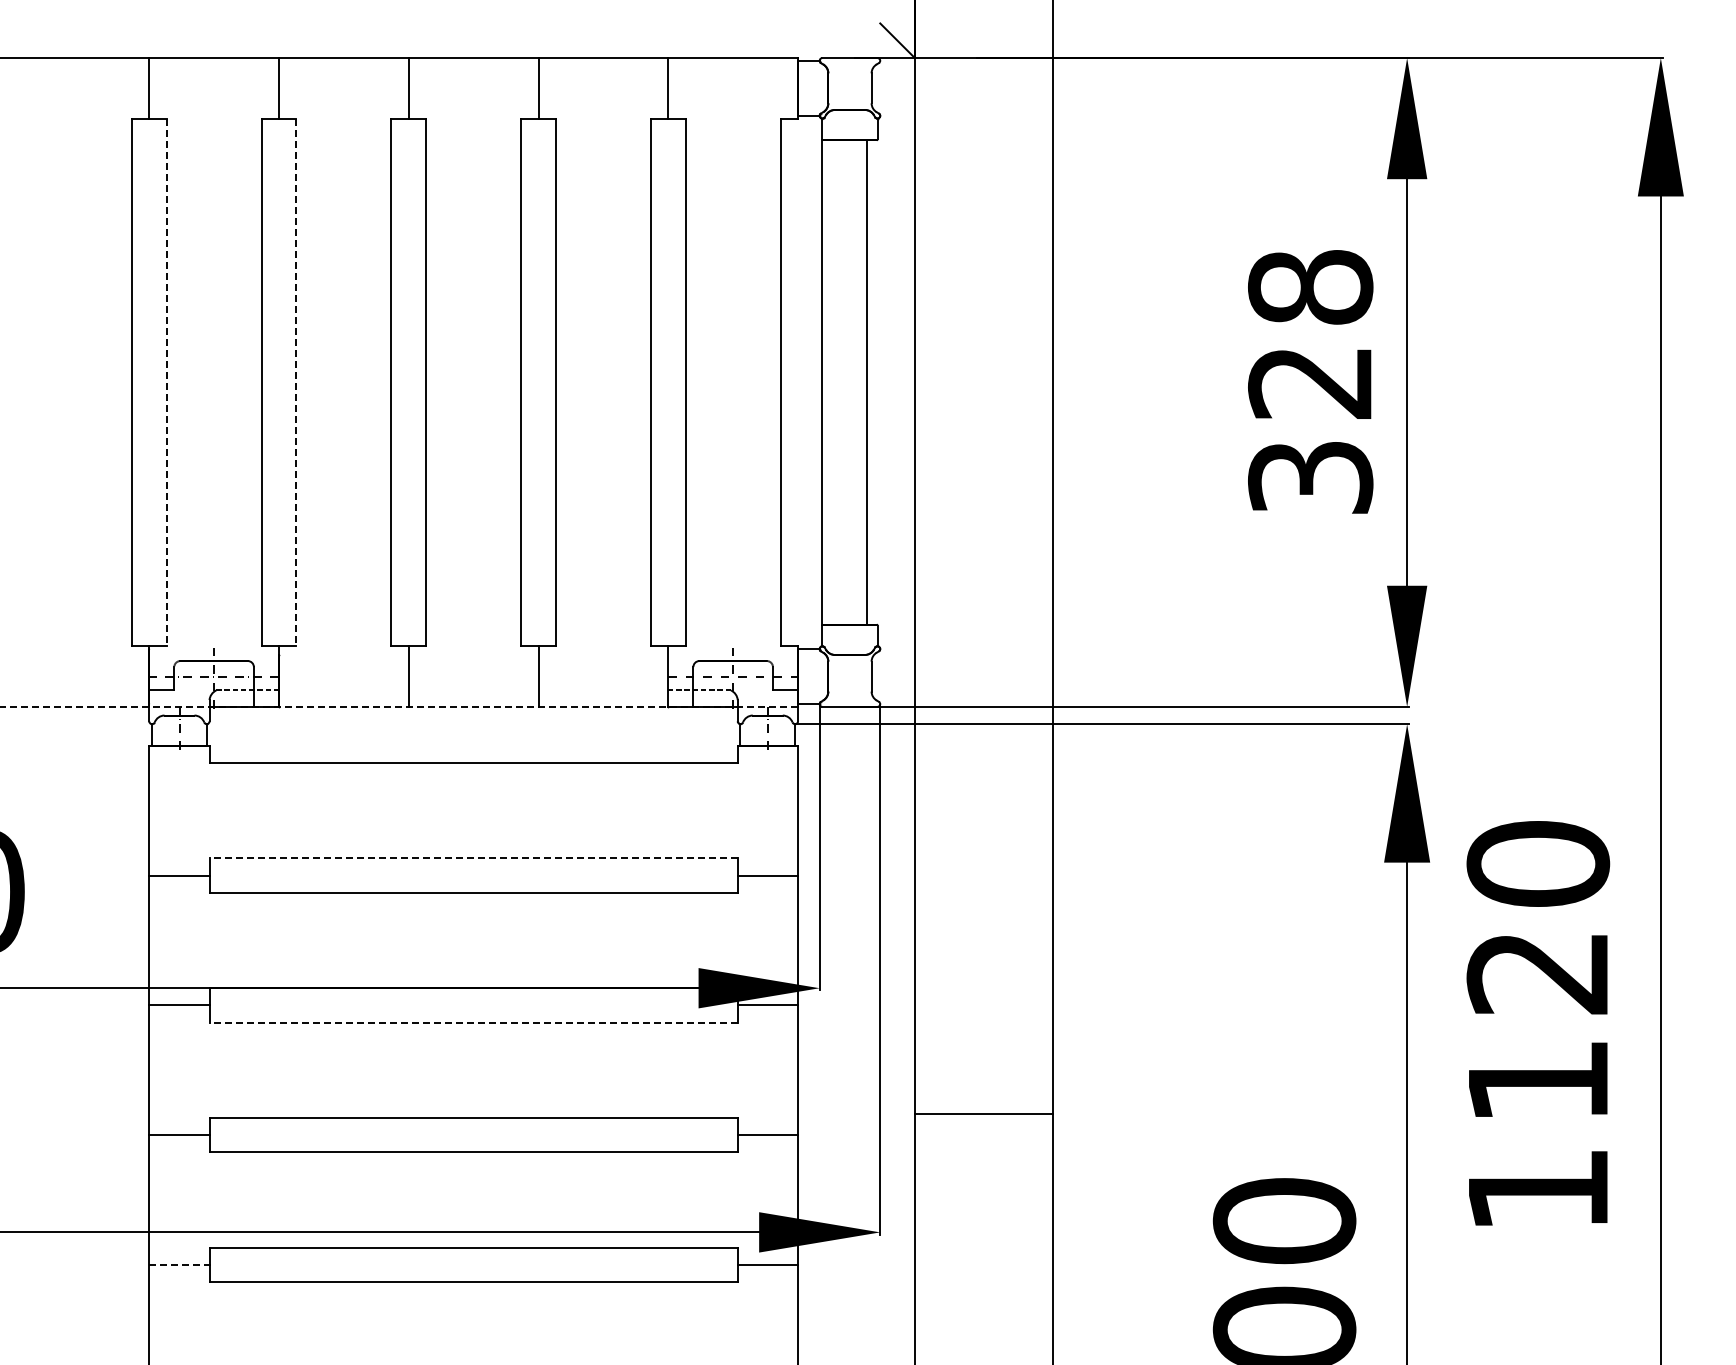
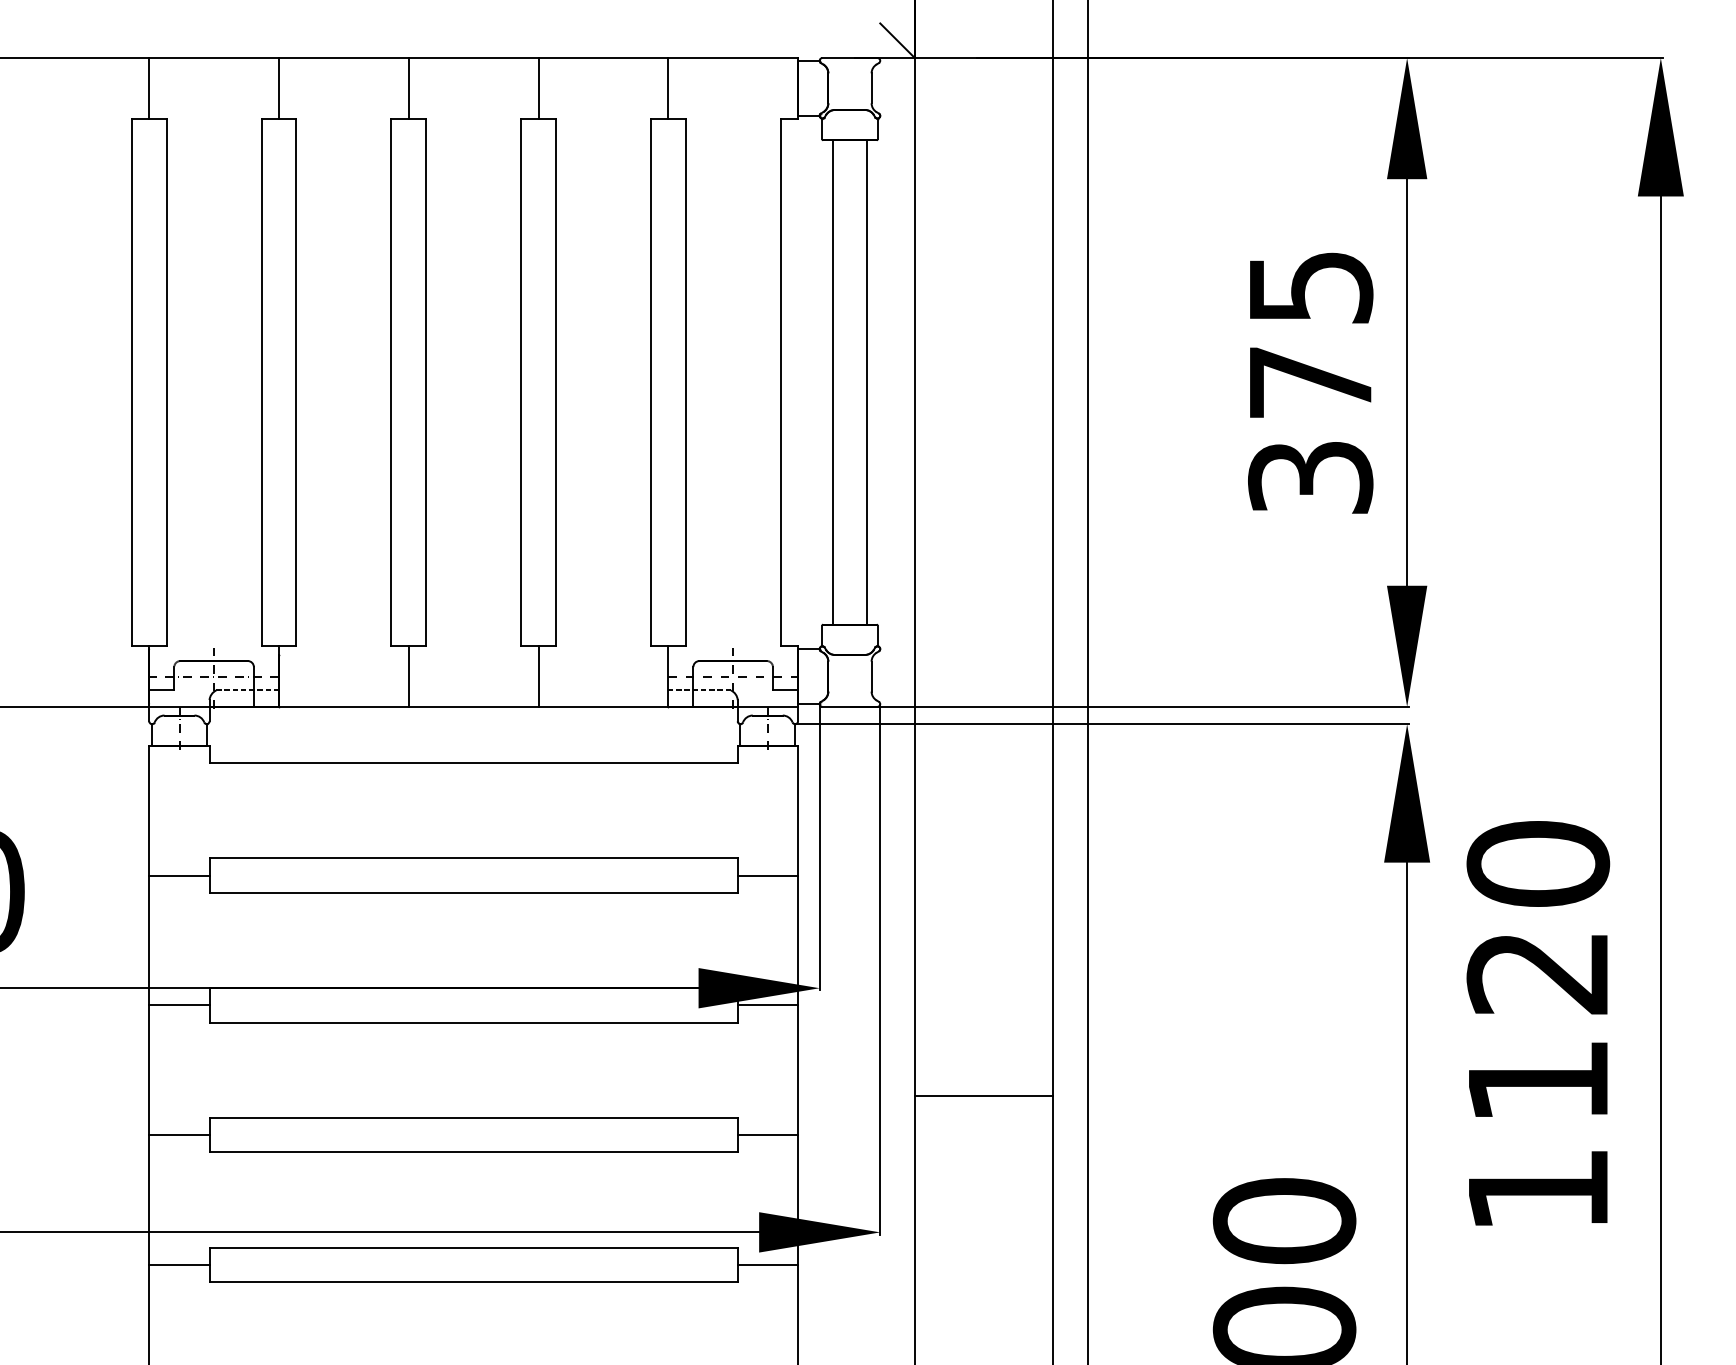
text: 328 -> 375 (1310, 334)
line: dashed -> solid (166, 382)
line: dashed -> solid (296, 382)
line position: (821, 382) -> (832, 382) (832, 382)
line: none -> present (1087, 681)
line: dashed -> solid (399, 706)
line: dashed -> solid (473, 858)
line: dashed -> solid (473, 1022)
line position: (983, 1114) -> (983, 1096) (983, 1096)
line: dashed -> solid (180, 1264)
